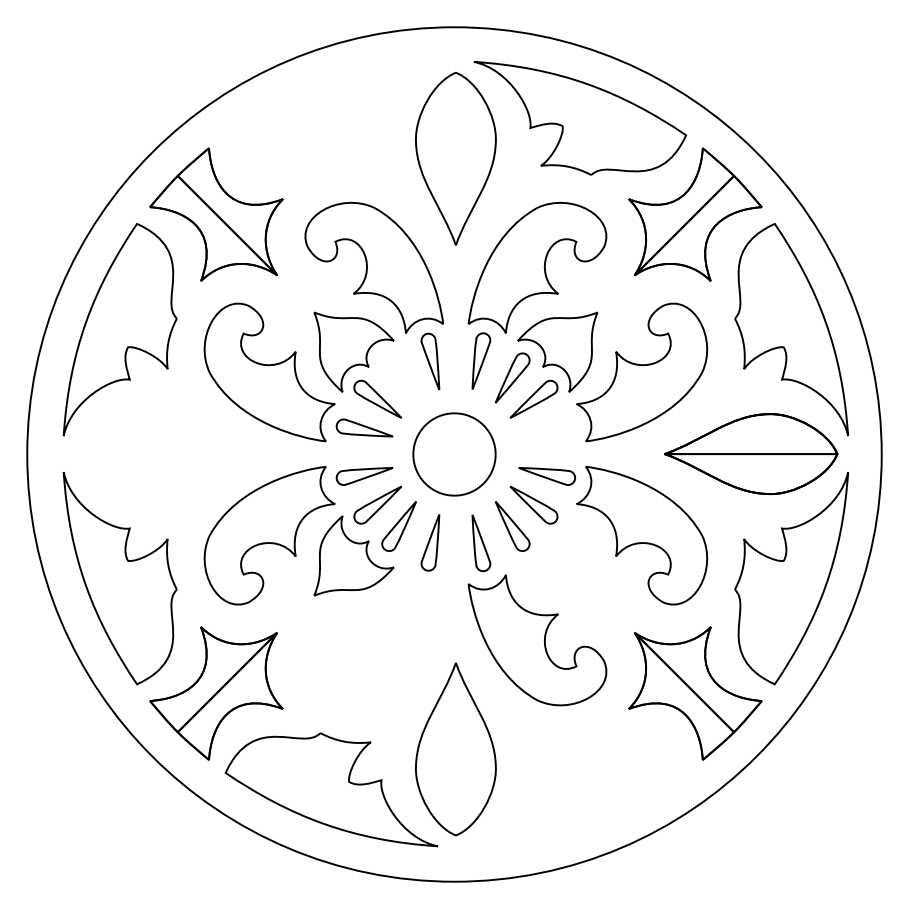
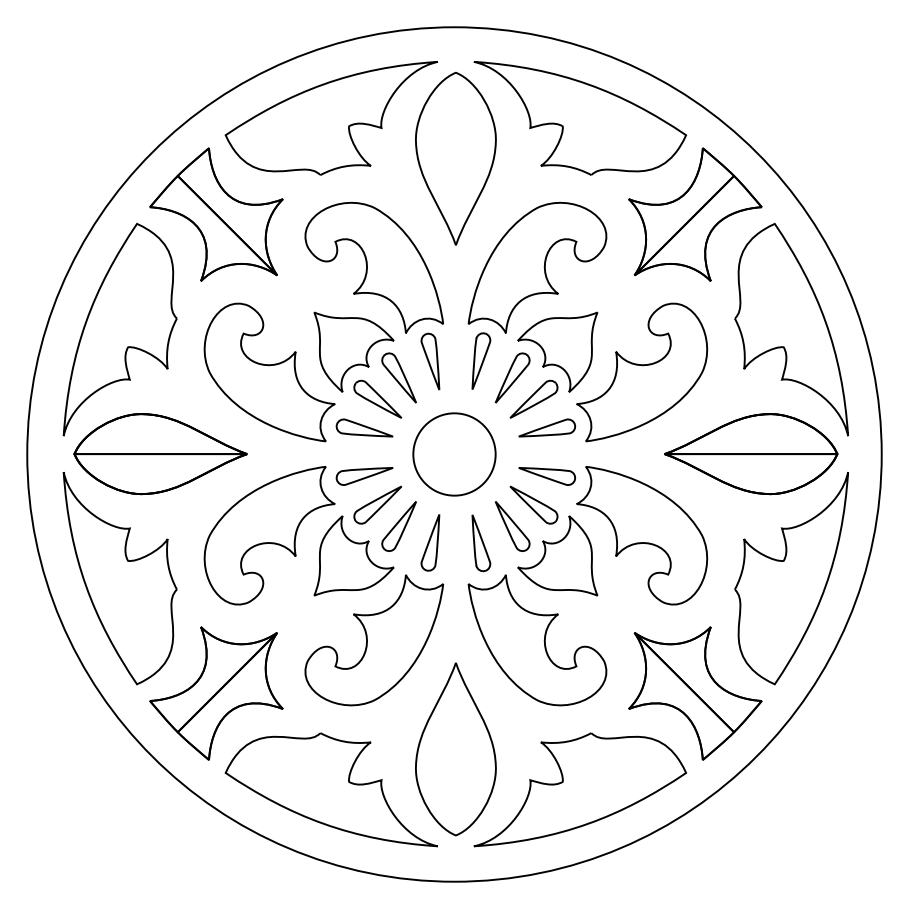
part: none -> present (330, 118)
part: none -> present (398, 377)
part: none -> present (547, 427)
part: none -> present (160, 454)
part: none -> present (557, 555)
part: none -> present (374, 640)
part: none -> present (580, 789)
